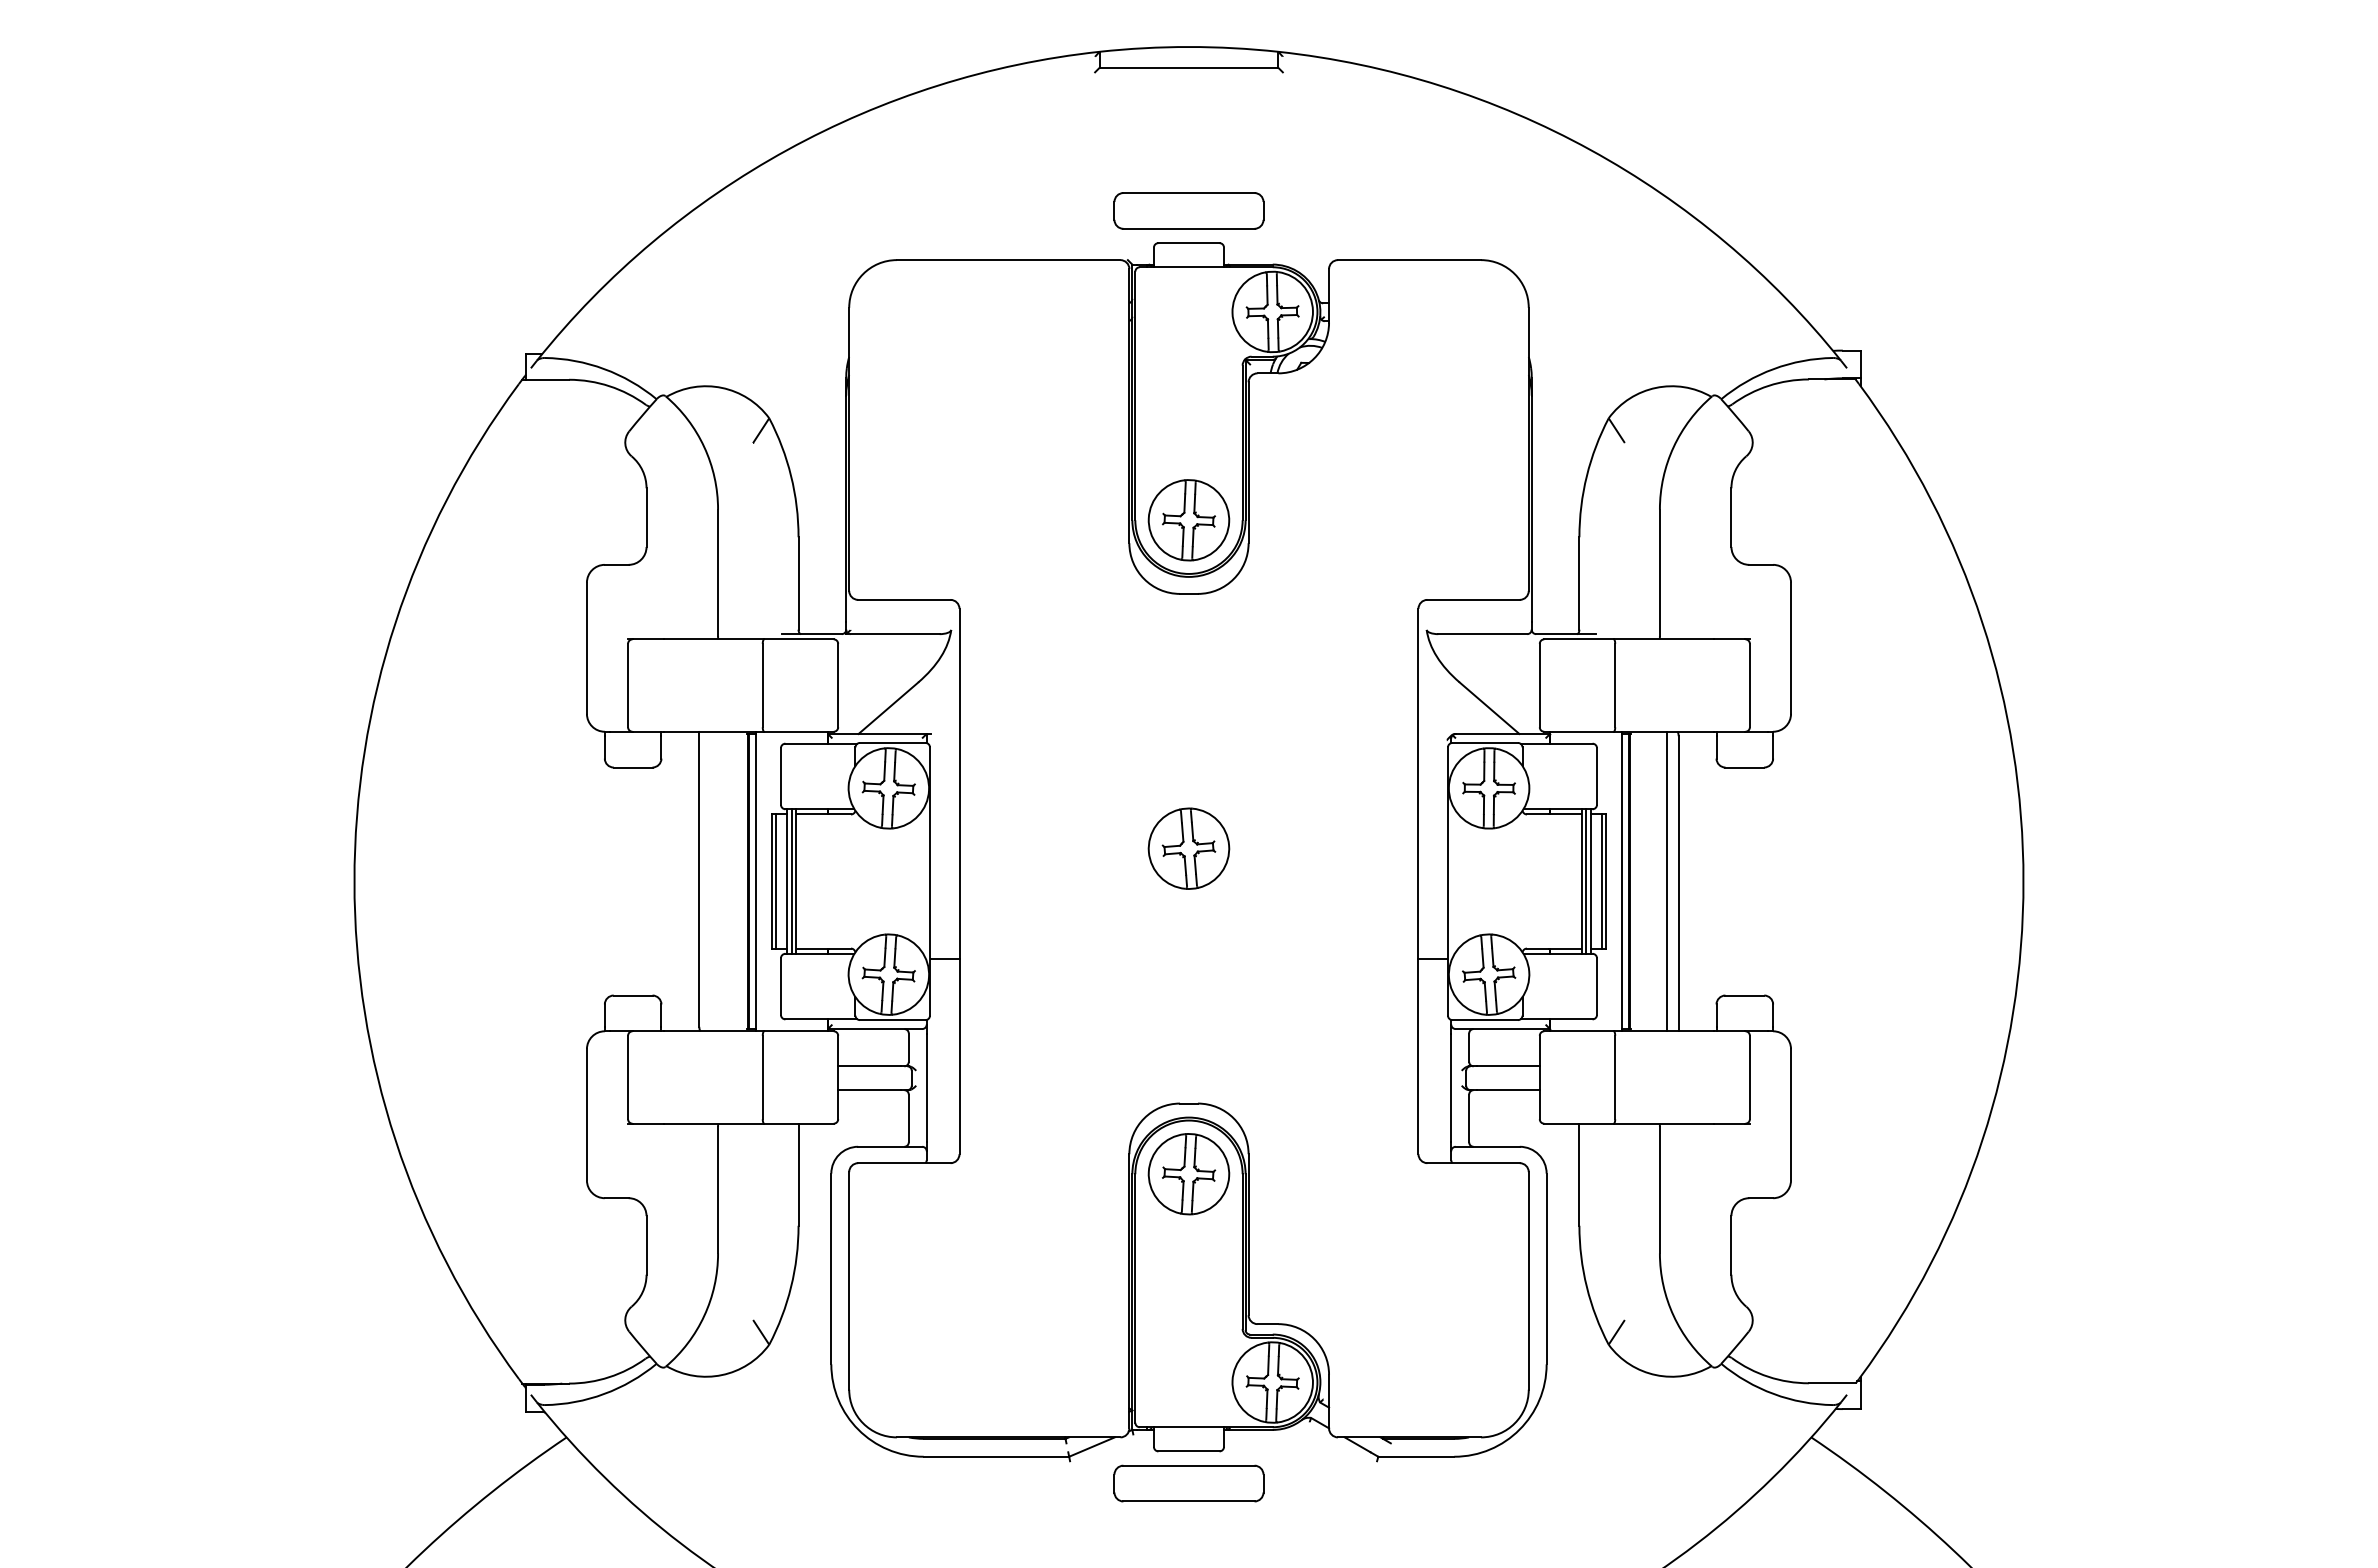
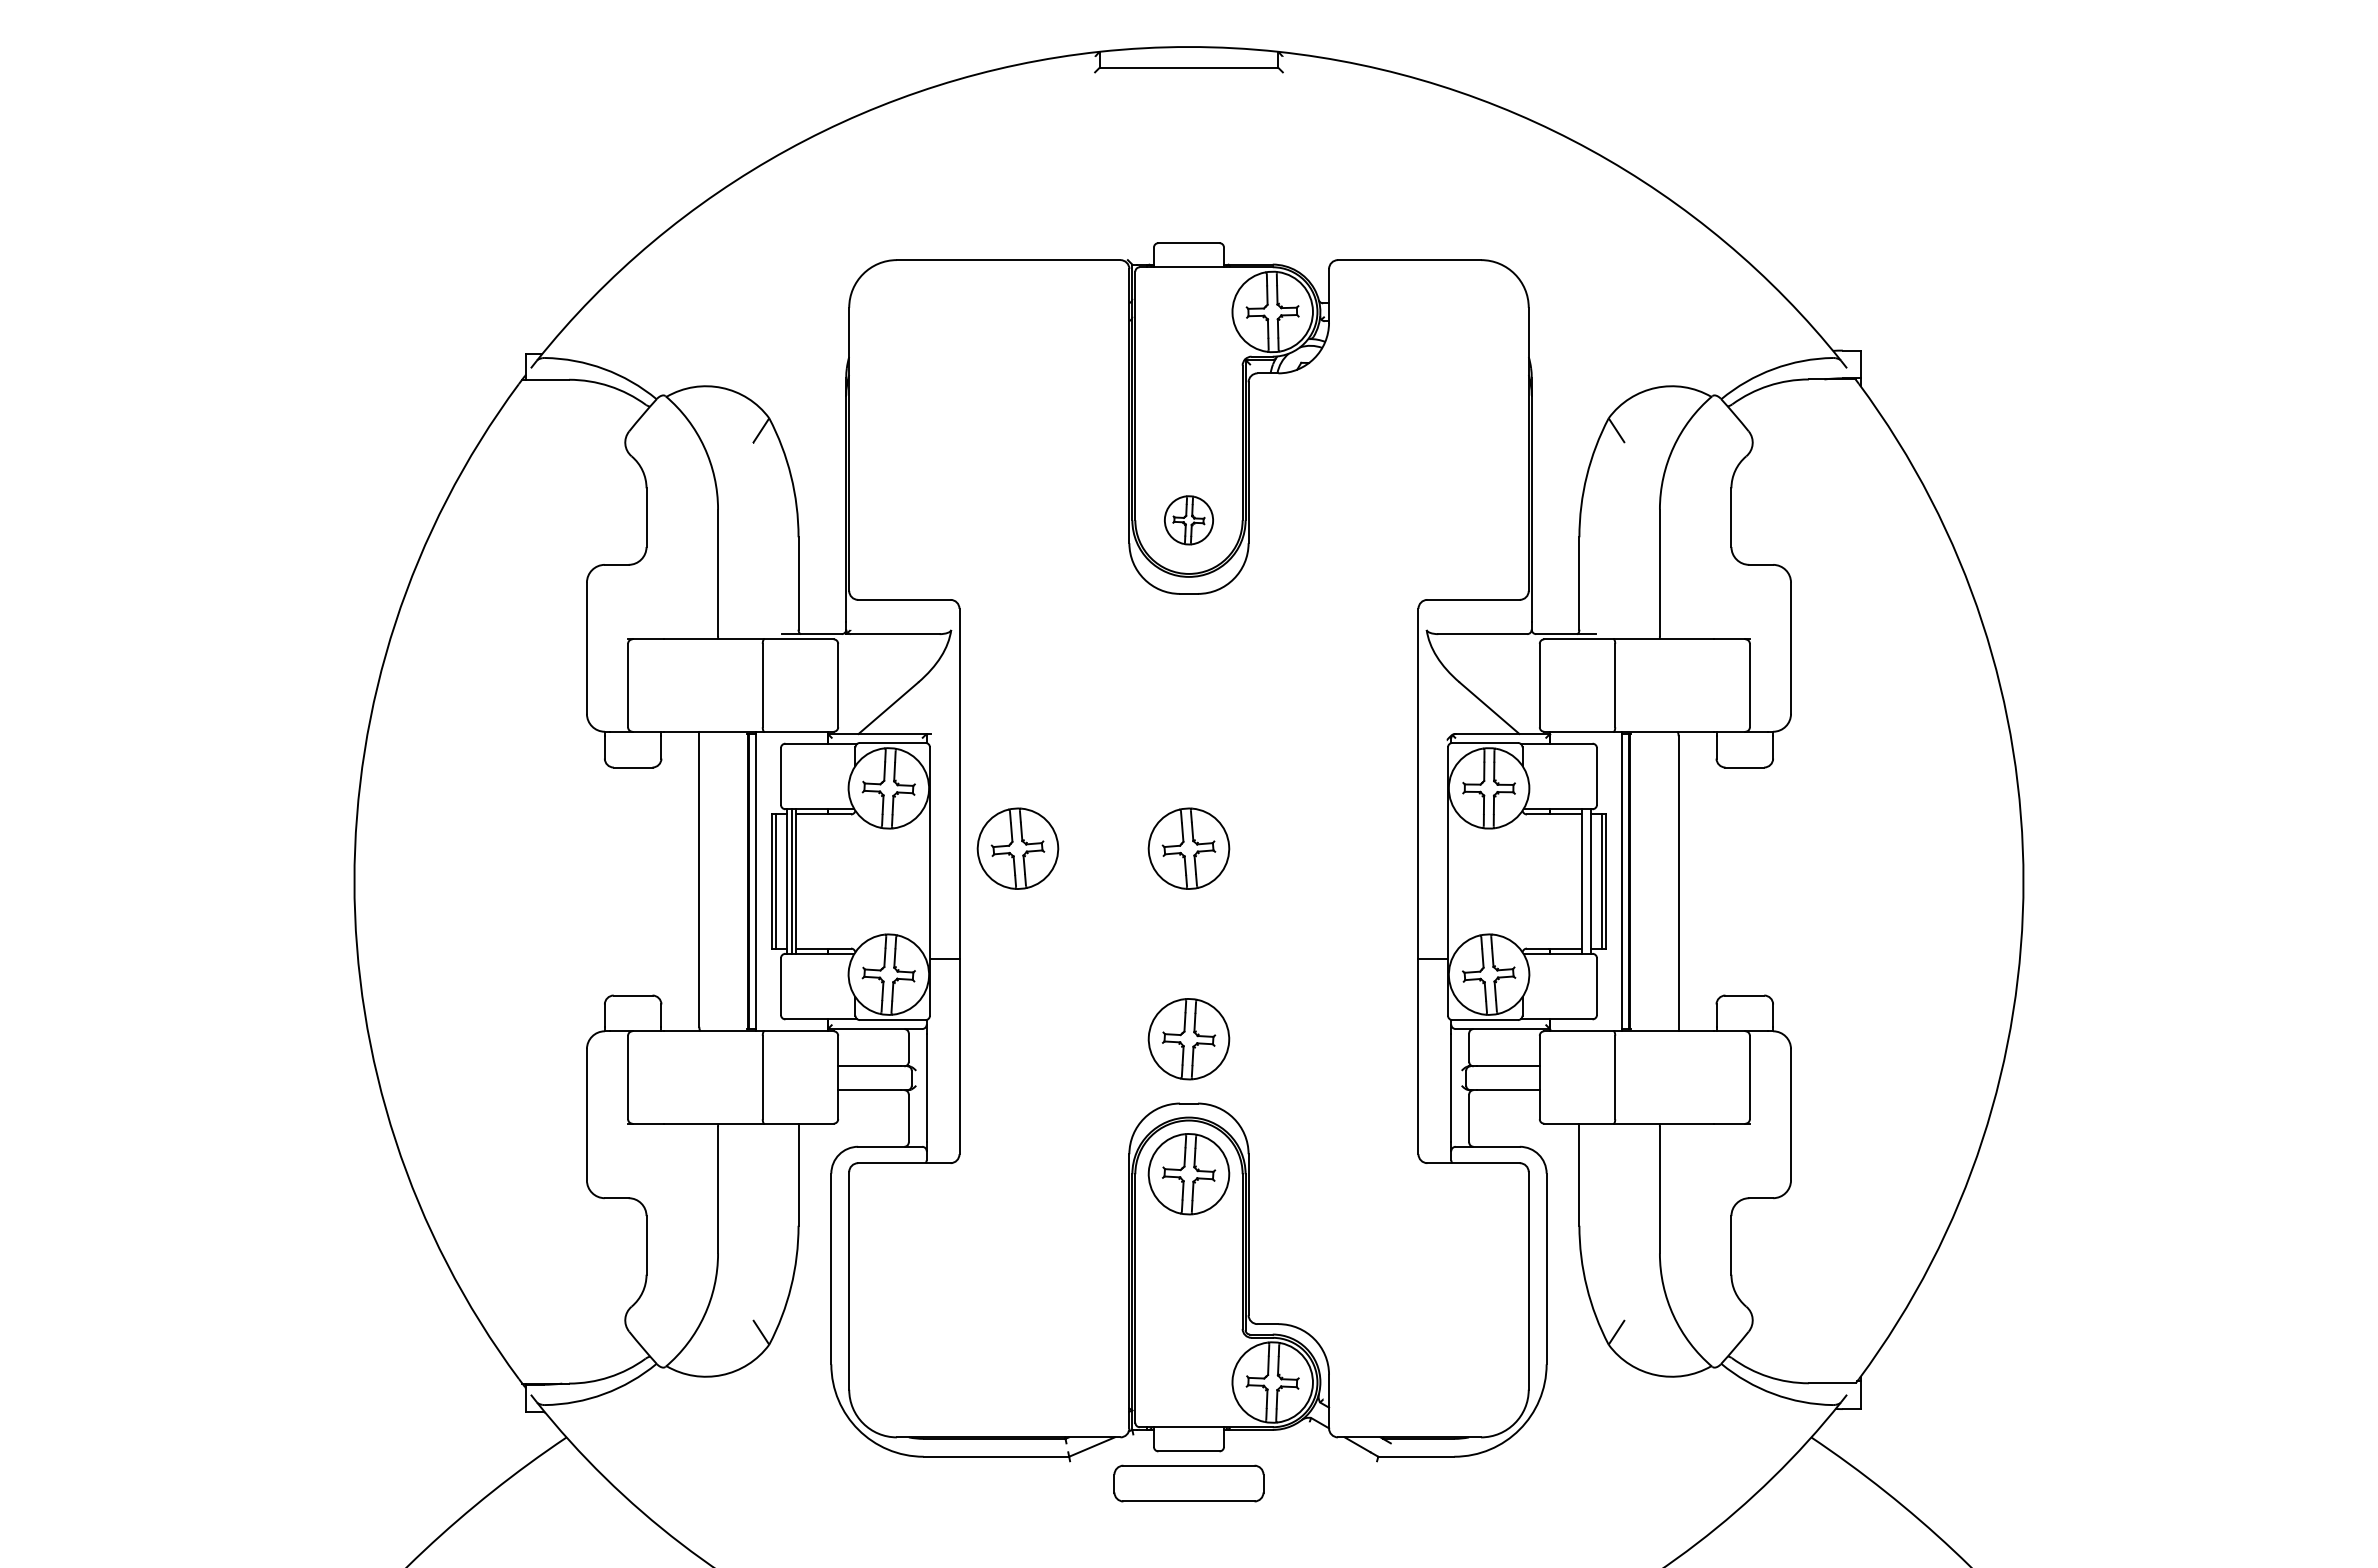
part: present -> none (1188, 210)
part size: 84x83 px -> 50x51 px (1188, 520)
part: none -> present (1017, 848)
line: present -> none (1585, 881)
line: present -> none (1666, 881)
part: none -> present (1188, 1039)
